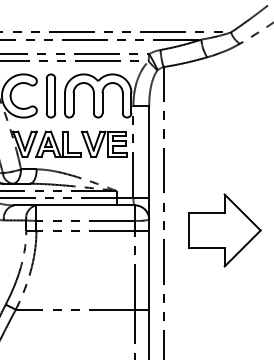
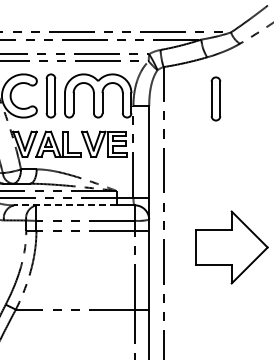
part: none -> present (215, 98)
line: solid -> dashed (65, 205)
part position: (224, 230) -> (231, 247) (231, 247)
